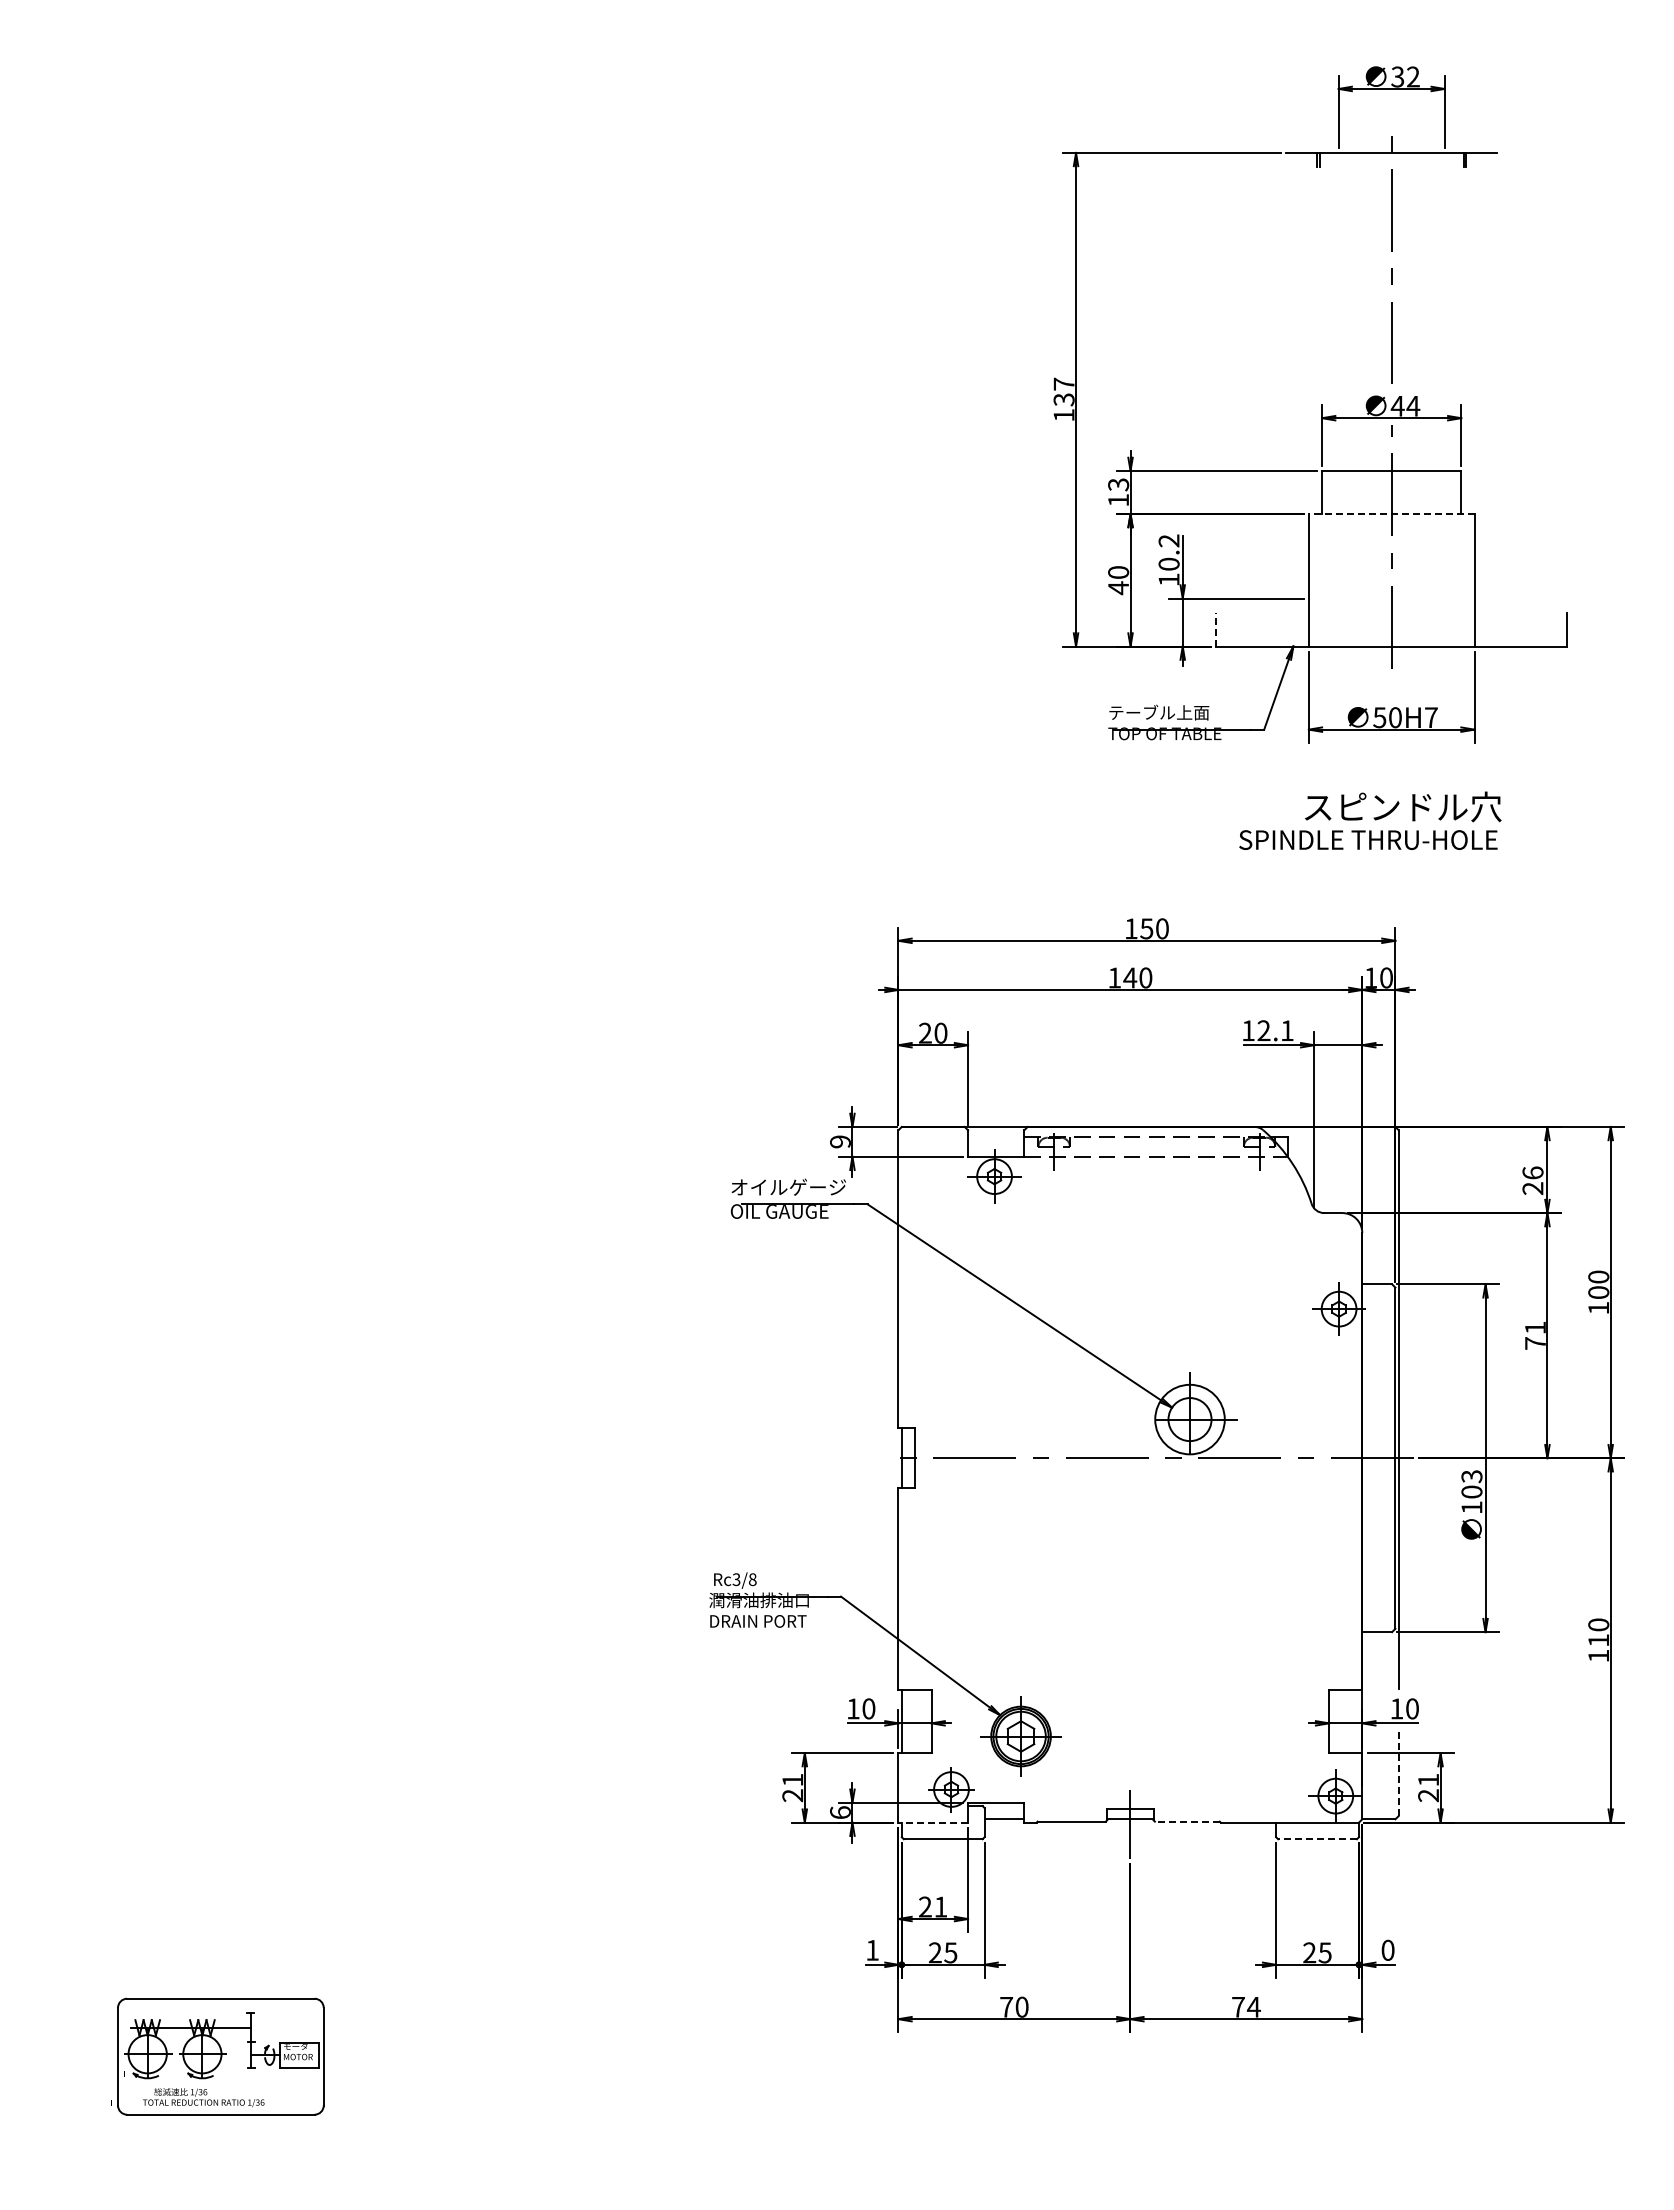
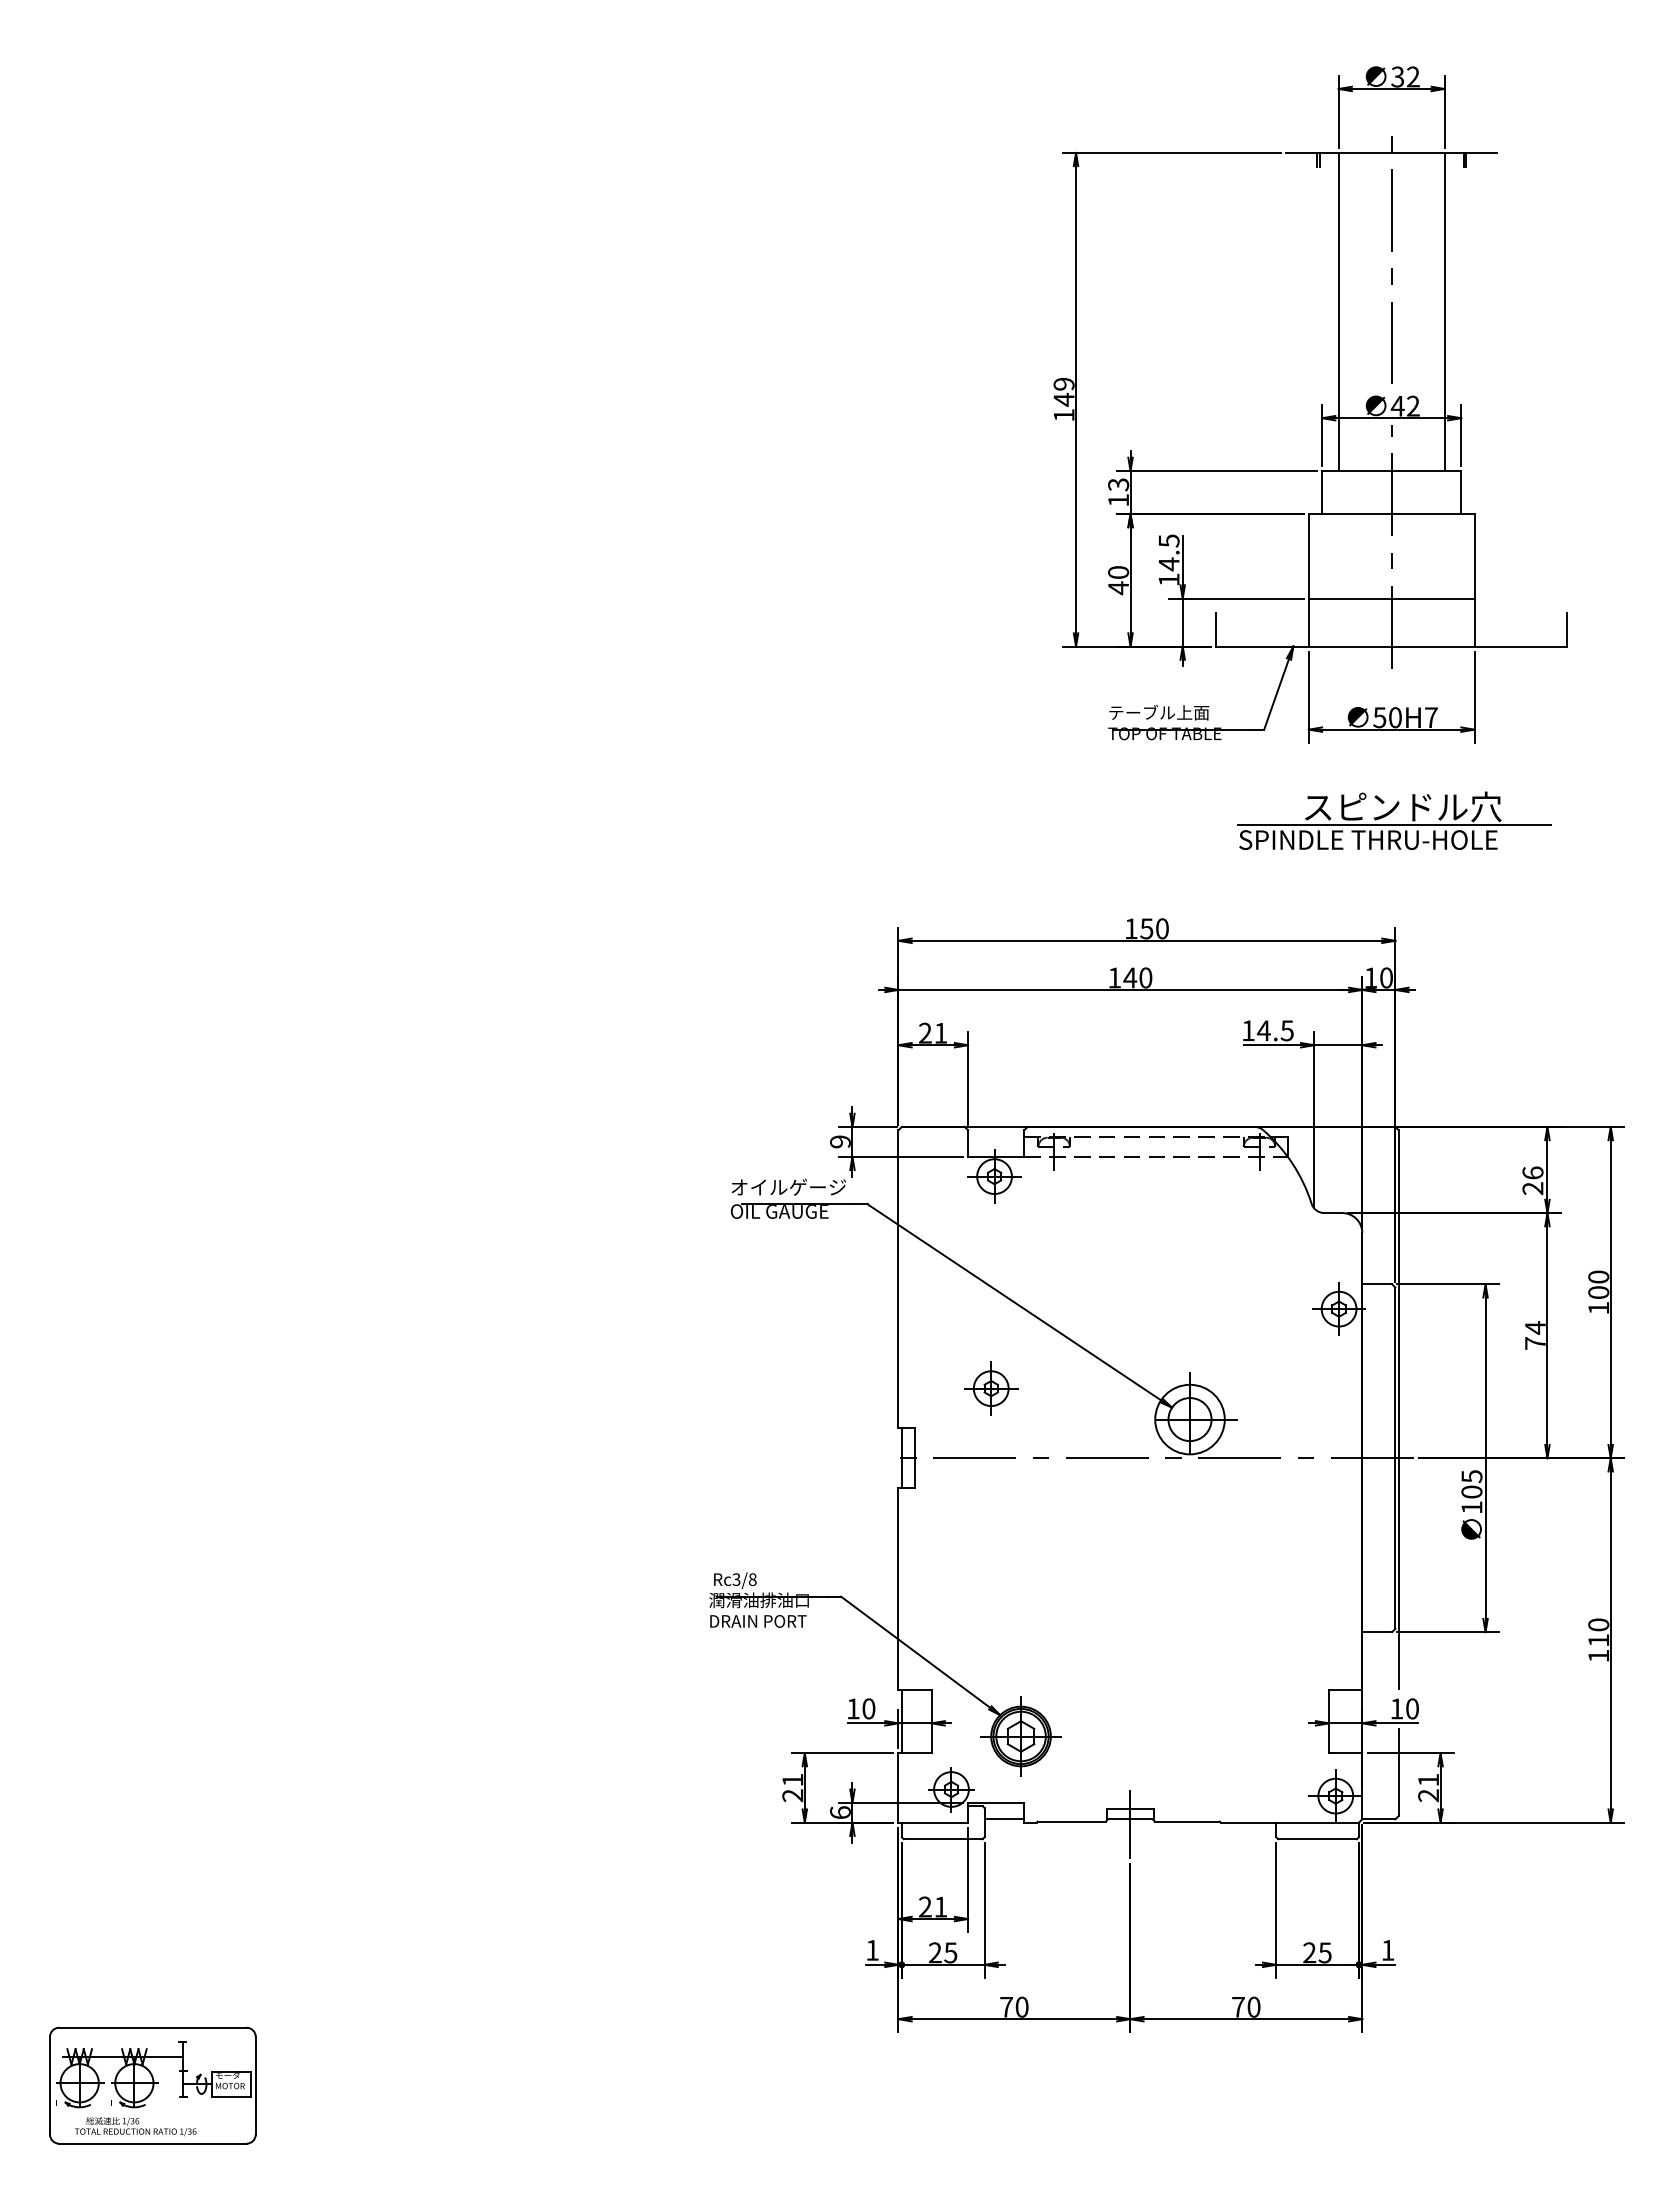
line: none -> present (1338, 311)
line: none -> present (1444, 311)
text: 137 -> 149 (1063, 391)
text: 44 -> 42 (1413, 405)
line: dashed -> solid (1391, 514)
text: 10.2 -> 14.5 (1168, 552)
line: none -> present (1391, 598)
line: dashed -> solid (1216, 630)
line: none -> present (1393, 824)
text: 12.1 -> 14.5 (1274, 1030)
text: 20 -> 21 (940, 1032)
text: 71 -> 74 (1535, 1328)
part: none -> present (991, 1388)
text: 103 -> 105 (1471, 1476)
line: dashed -> solid (1398, 1772)
line: dashed -> solid (1186, 1821)
line: dashed -> solid (933, 1822)
line: dashed -> solid (1317, 1839)
text: 0 -> 1 (1387, 1949)
text: 74 -> 70 (1253, 2006)
part position: (220, 2056) -> (152, 2085) (152, 2085)
